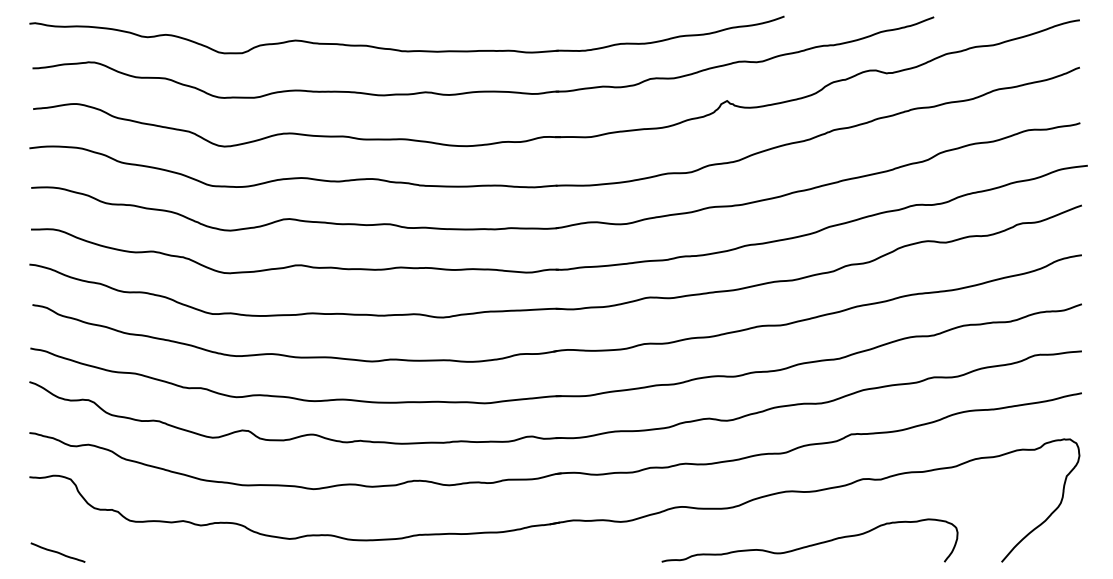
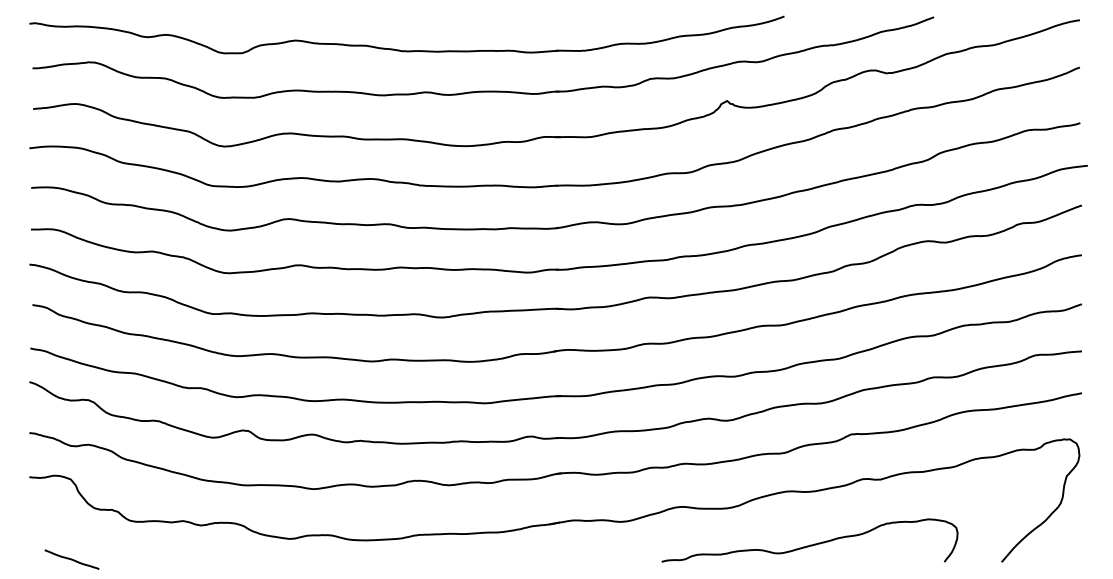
line position: (57, 552) -> (71, 559) (71, 559)
